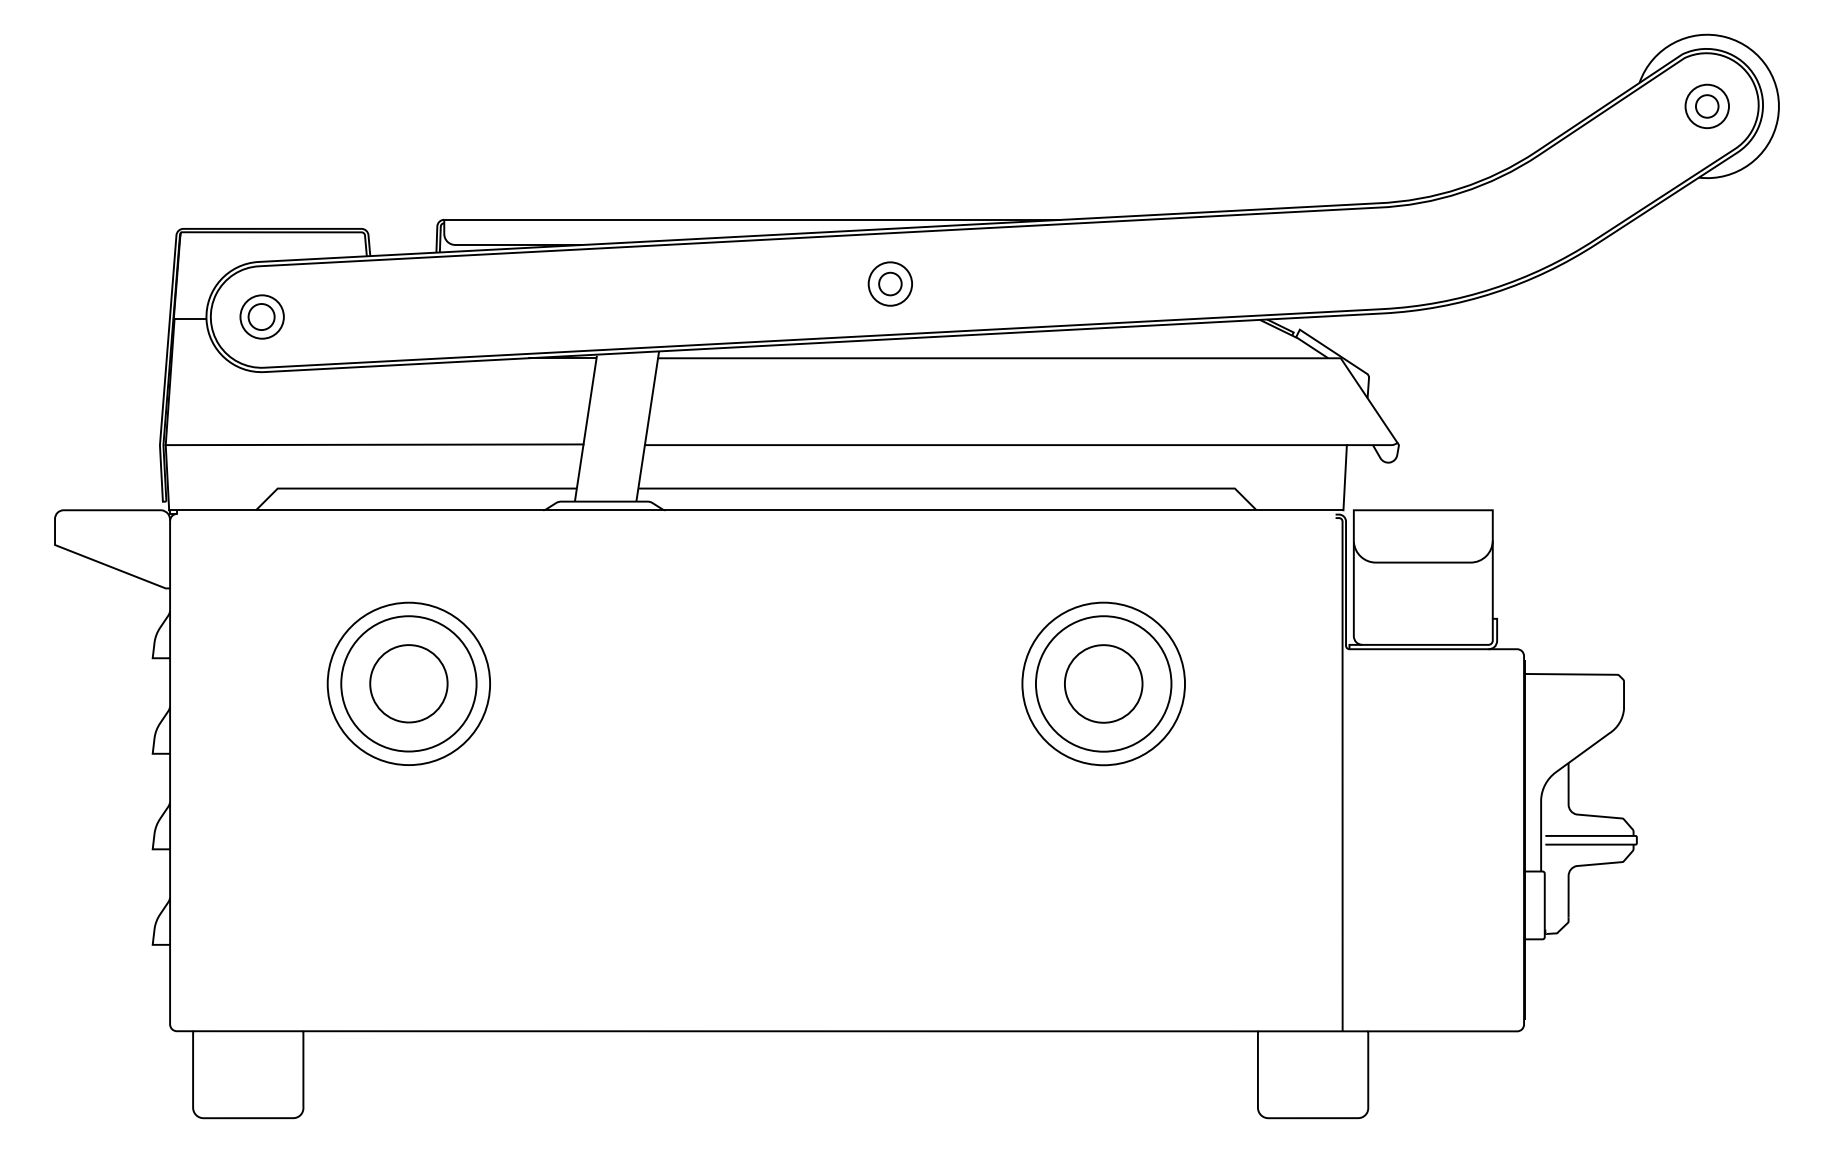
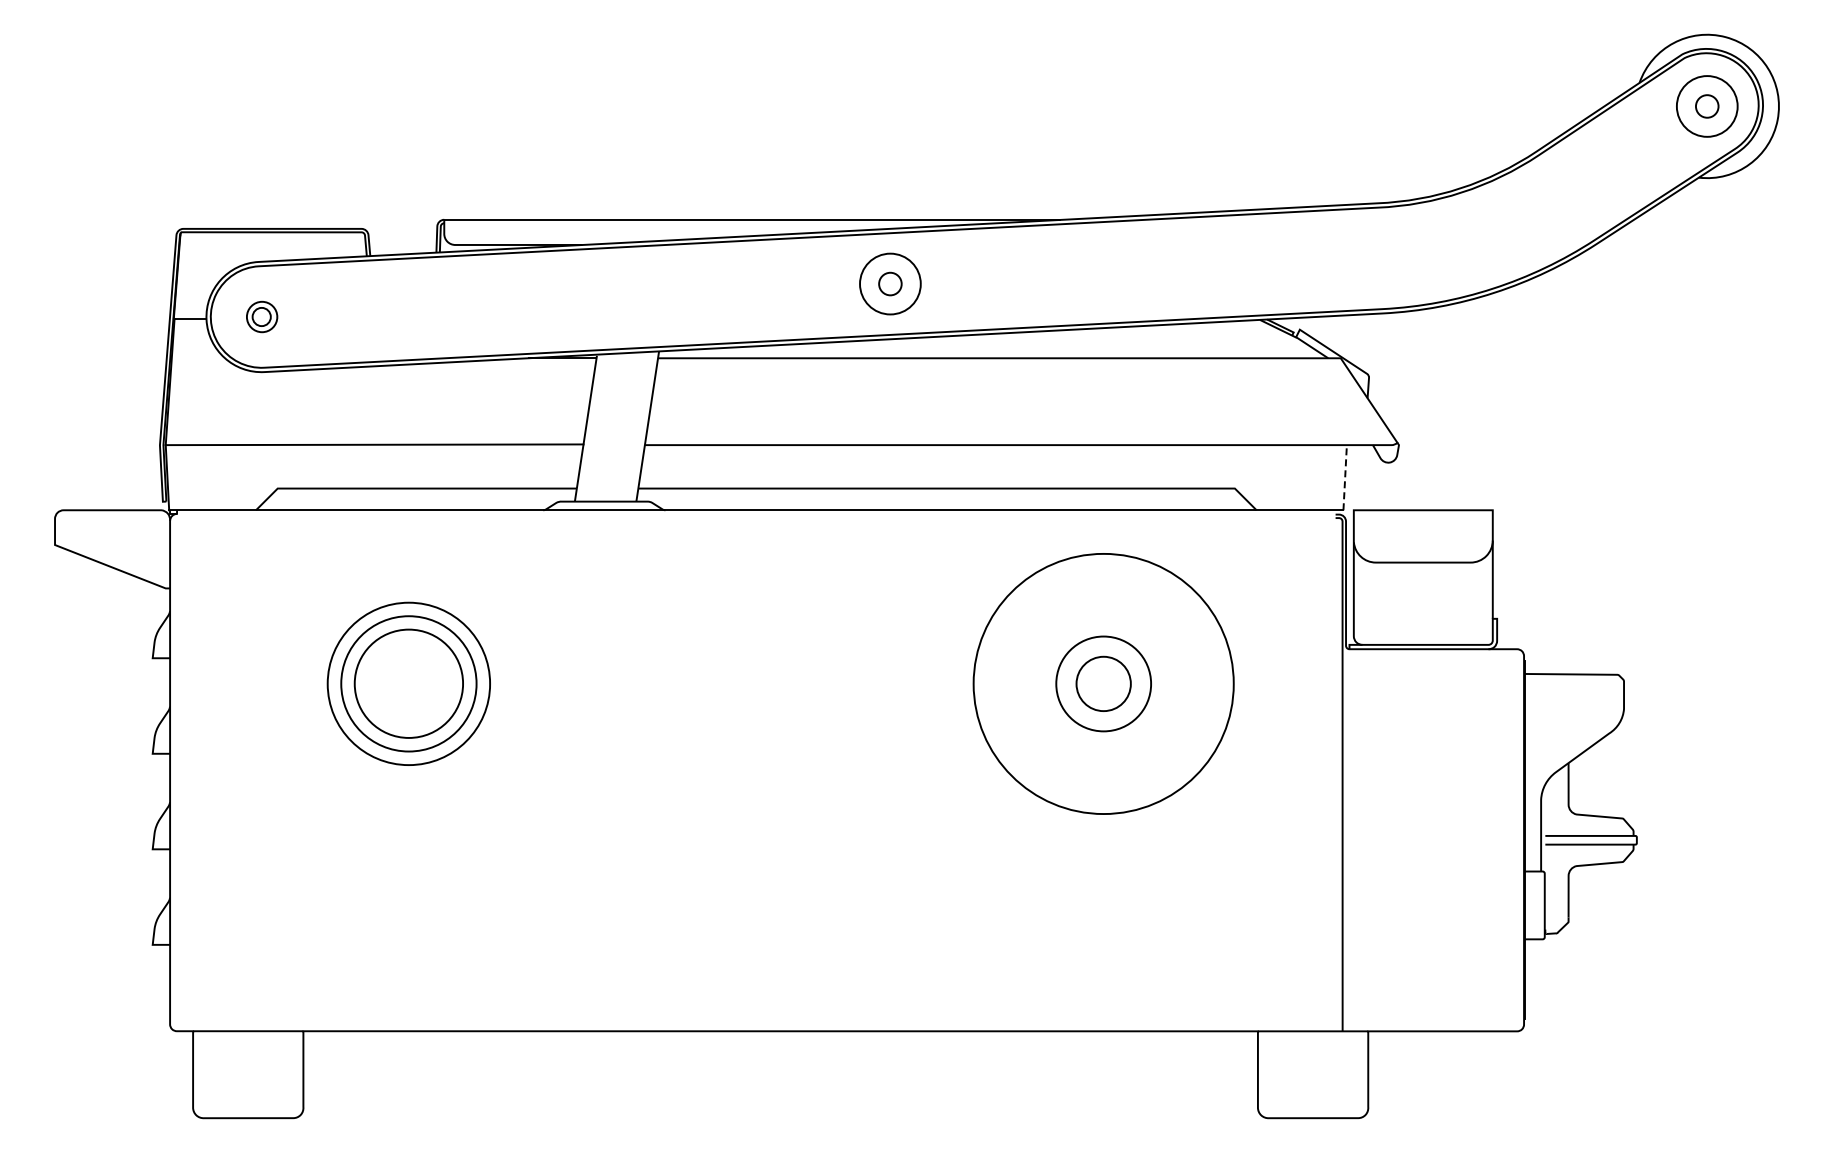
circle diameter: 43 px -> 61 px (1706, 106)
circle diameter: 43 px -> 61 px (890, 283)
part size: 46x46 px -> 33x34 px (262, 316)
line: solid -> dashed (1345, 477)
circle diameter: 77 px -> 108 px (408, 683)
circle diameter: 135 px -> 95 px (1103, 683)
circle diameter: 163 px -> 260 px (1103, 683)
circle diameter: 78 px -> 54 px (1103, 683)
